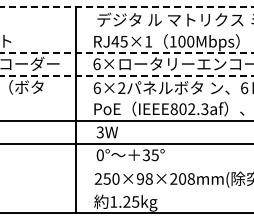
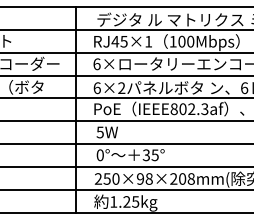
line: dashed -> solid (127, 7)
line: none -> present (126, 30)
line: dashed -> solid (127, 52)
line: dashed -> solid (127, 75)
line: none -> present (126, 98)
text: 3W -> 5W (100, 131)
line: none -> present (126, 166)
line: none -> present (126, 189)
